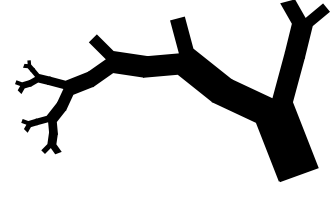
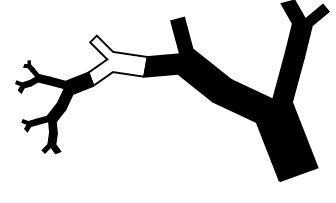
fill: present -> none (117, 60)
